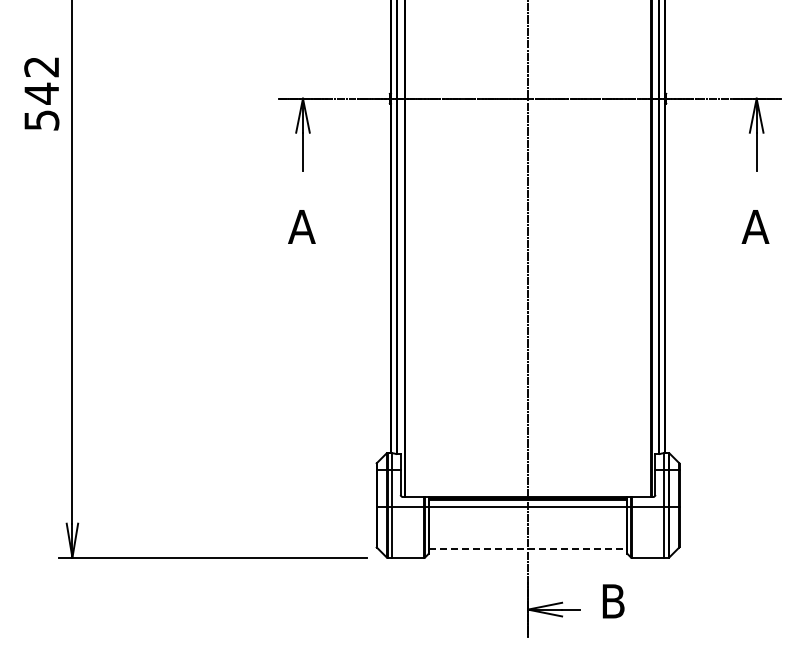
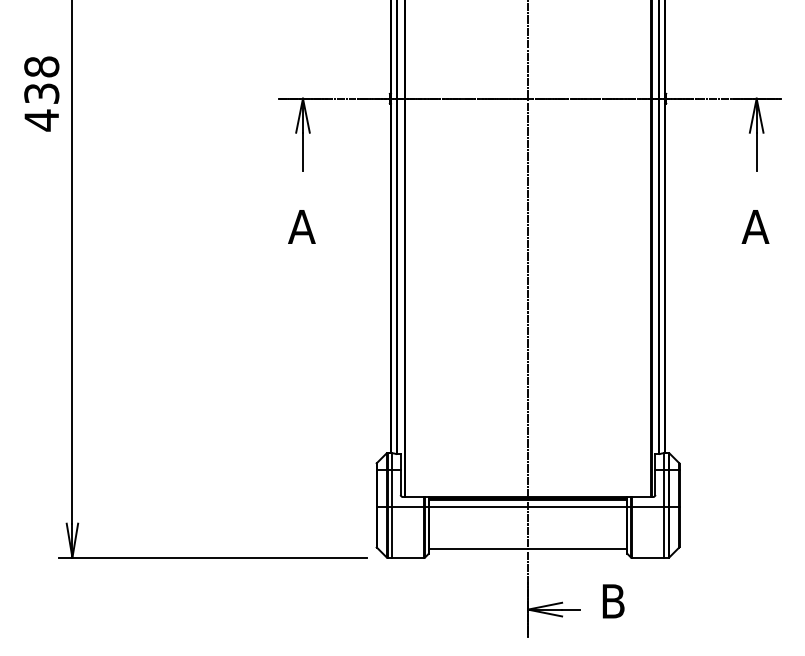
text: 542 -> 438 (41, 93)
line: dashed -> solid (528, 549)
